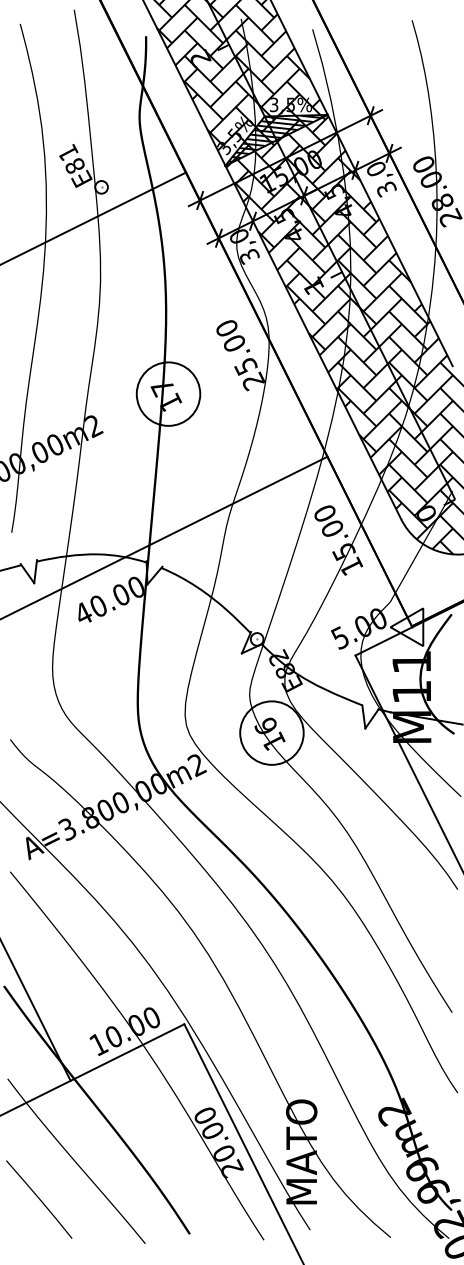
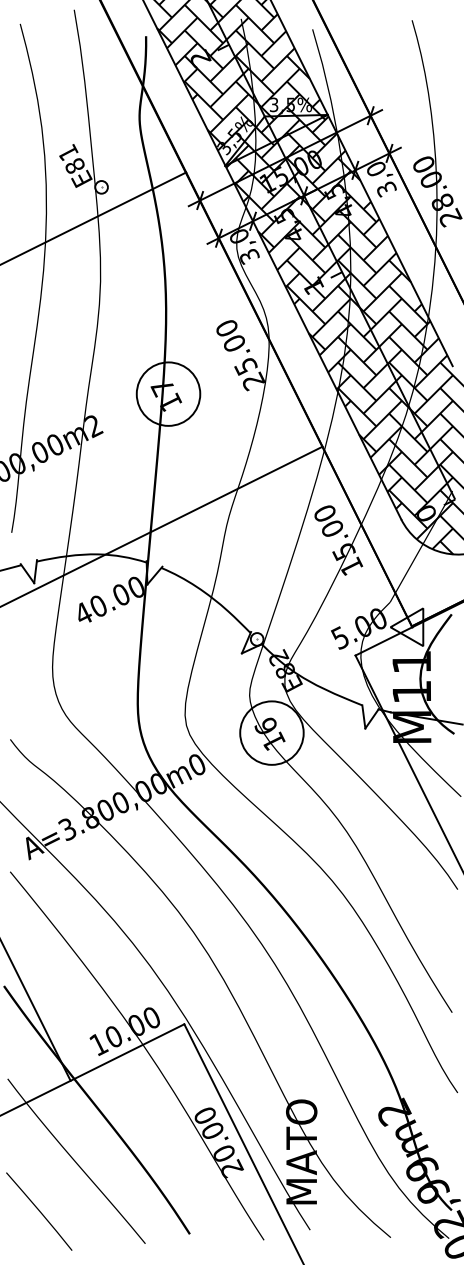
hatch: present -> none (272, 140)
line position: (164, 537) -> (162, 525) (162, 525)
text: A=3.800,00m2 -> A=3.800,00m0 (196, 765)
line position: (39, 1199) -> (39, 1211) (39, 1211)
